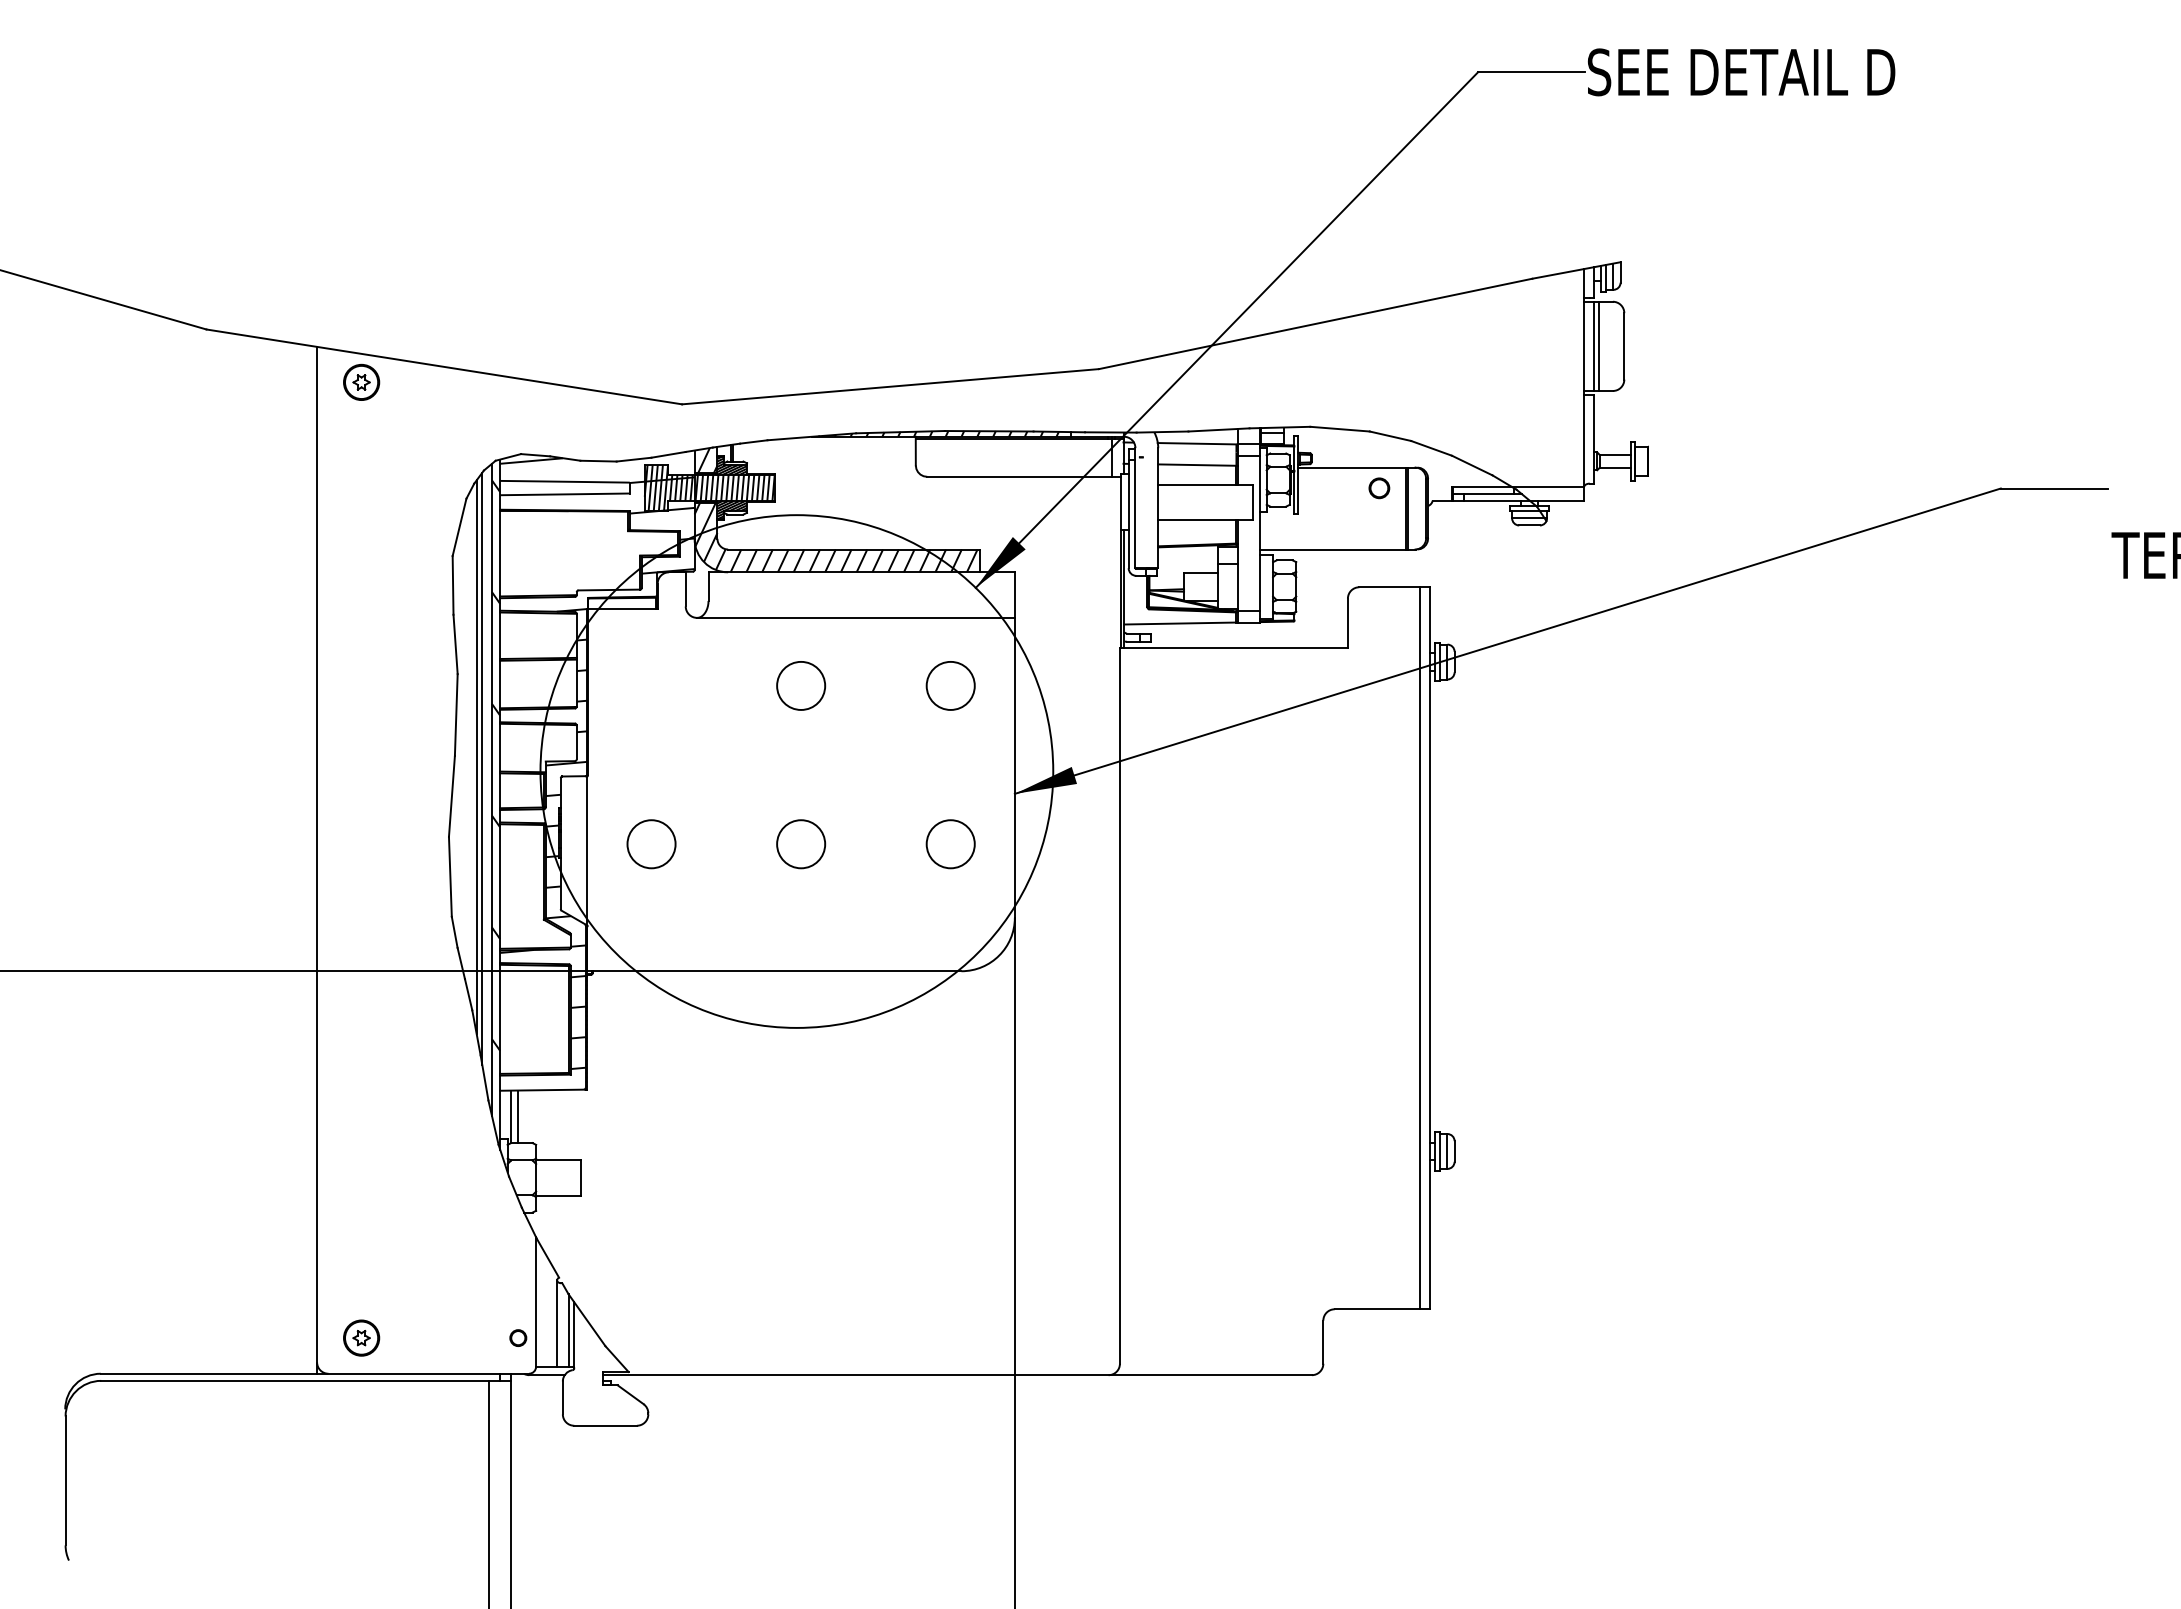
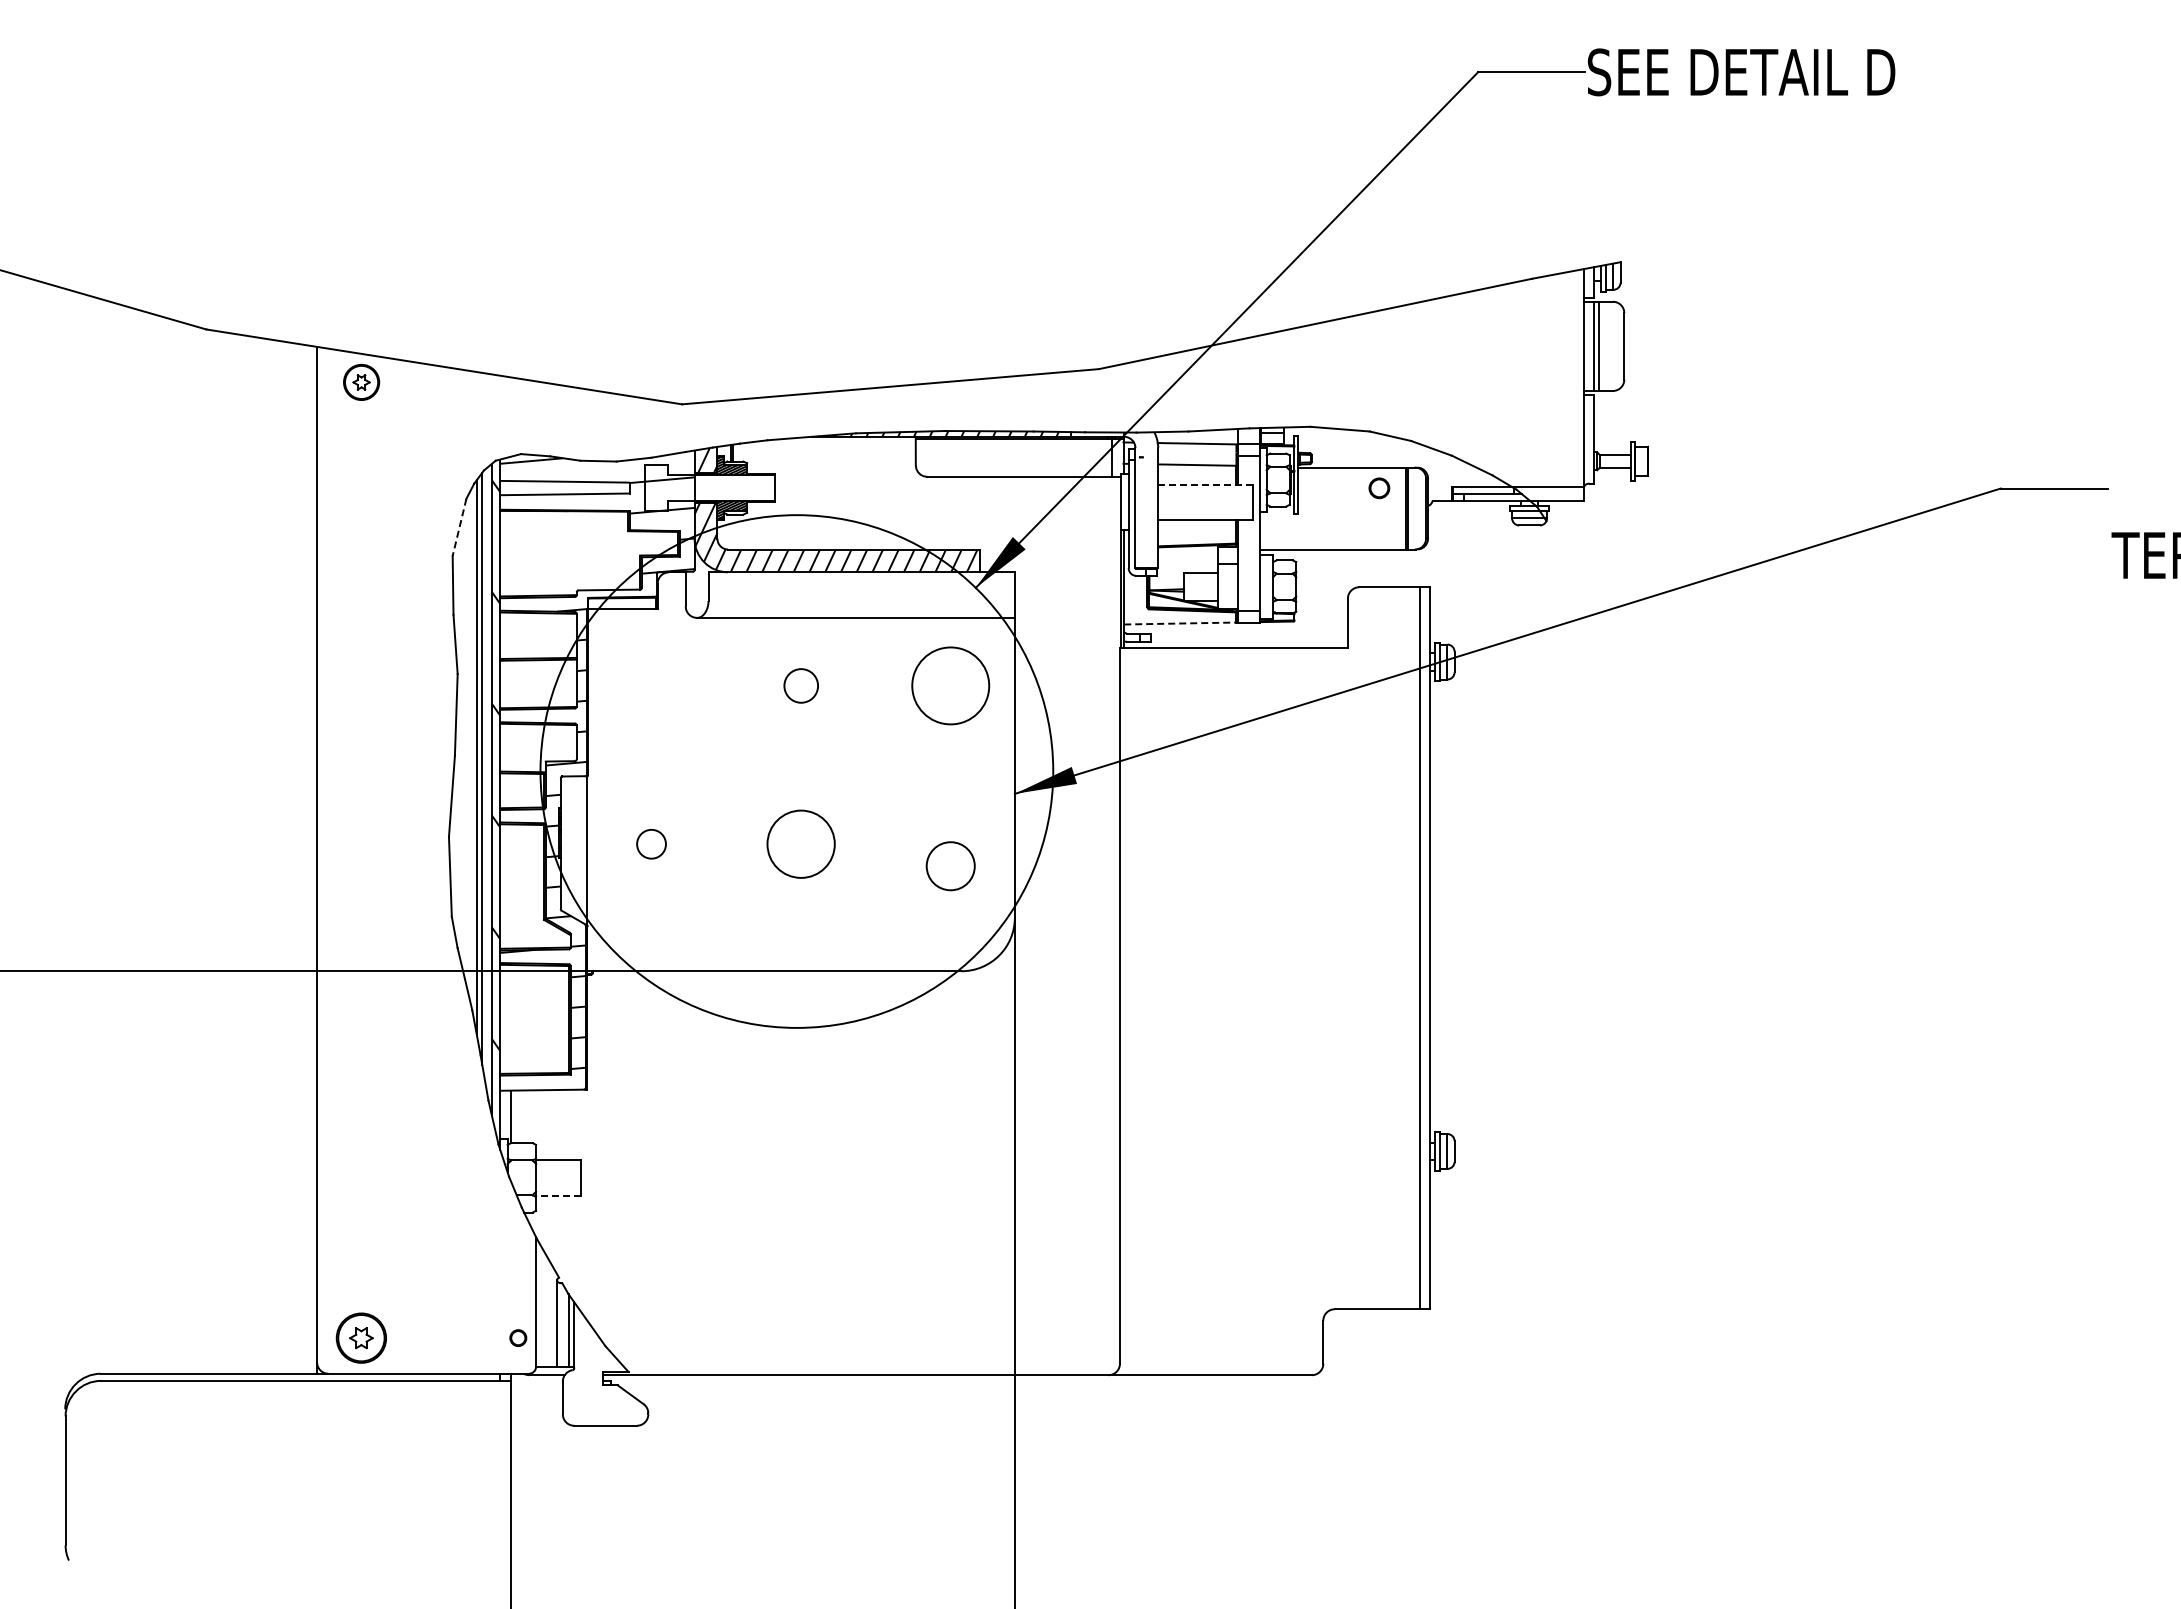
line: solid -> dashed (1205, 484)
hatch: present -> none (709, 487)
line: solid -> dashed (459, 527)
line: solid -> dashed (1180, 623)
circle size: 51x50 px -> 36x36 px (800, 685)
circle diameter: 48 px -> 77 px (950, 685)
circle diameter: 48 px -> 29 px (651, 843)
circle diameter: 48 px -> 67 px (800, 843)
circle position: (950, 844) -> (950, 866) (950, 866)
line: present -> none (517, 1116)
line: solid -> dashed (558, 1195)
part size: 38x38 px -> 52x52 px (360, 1337)
line: present -> none (489, 1492)
